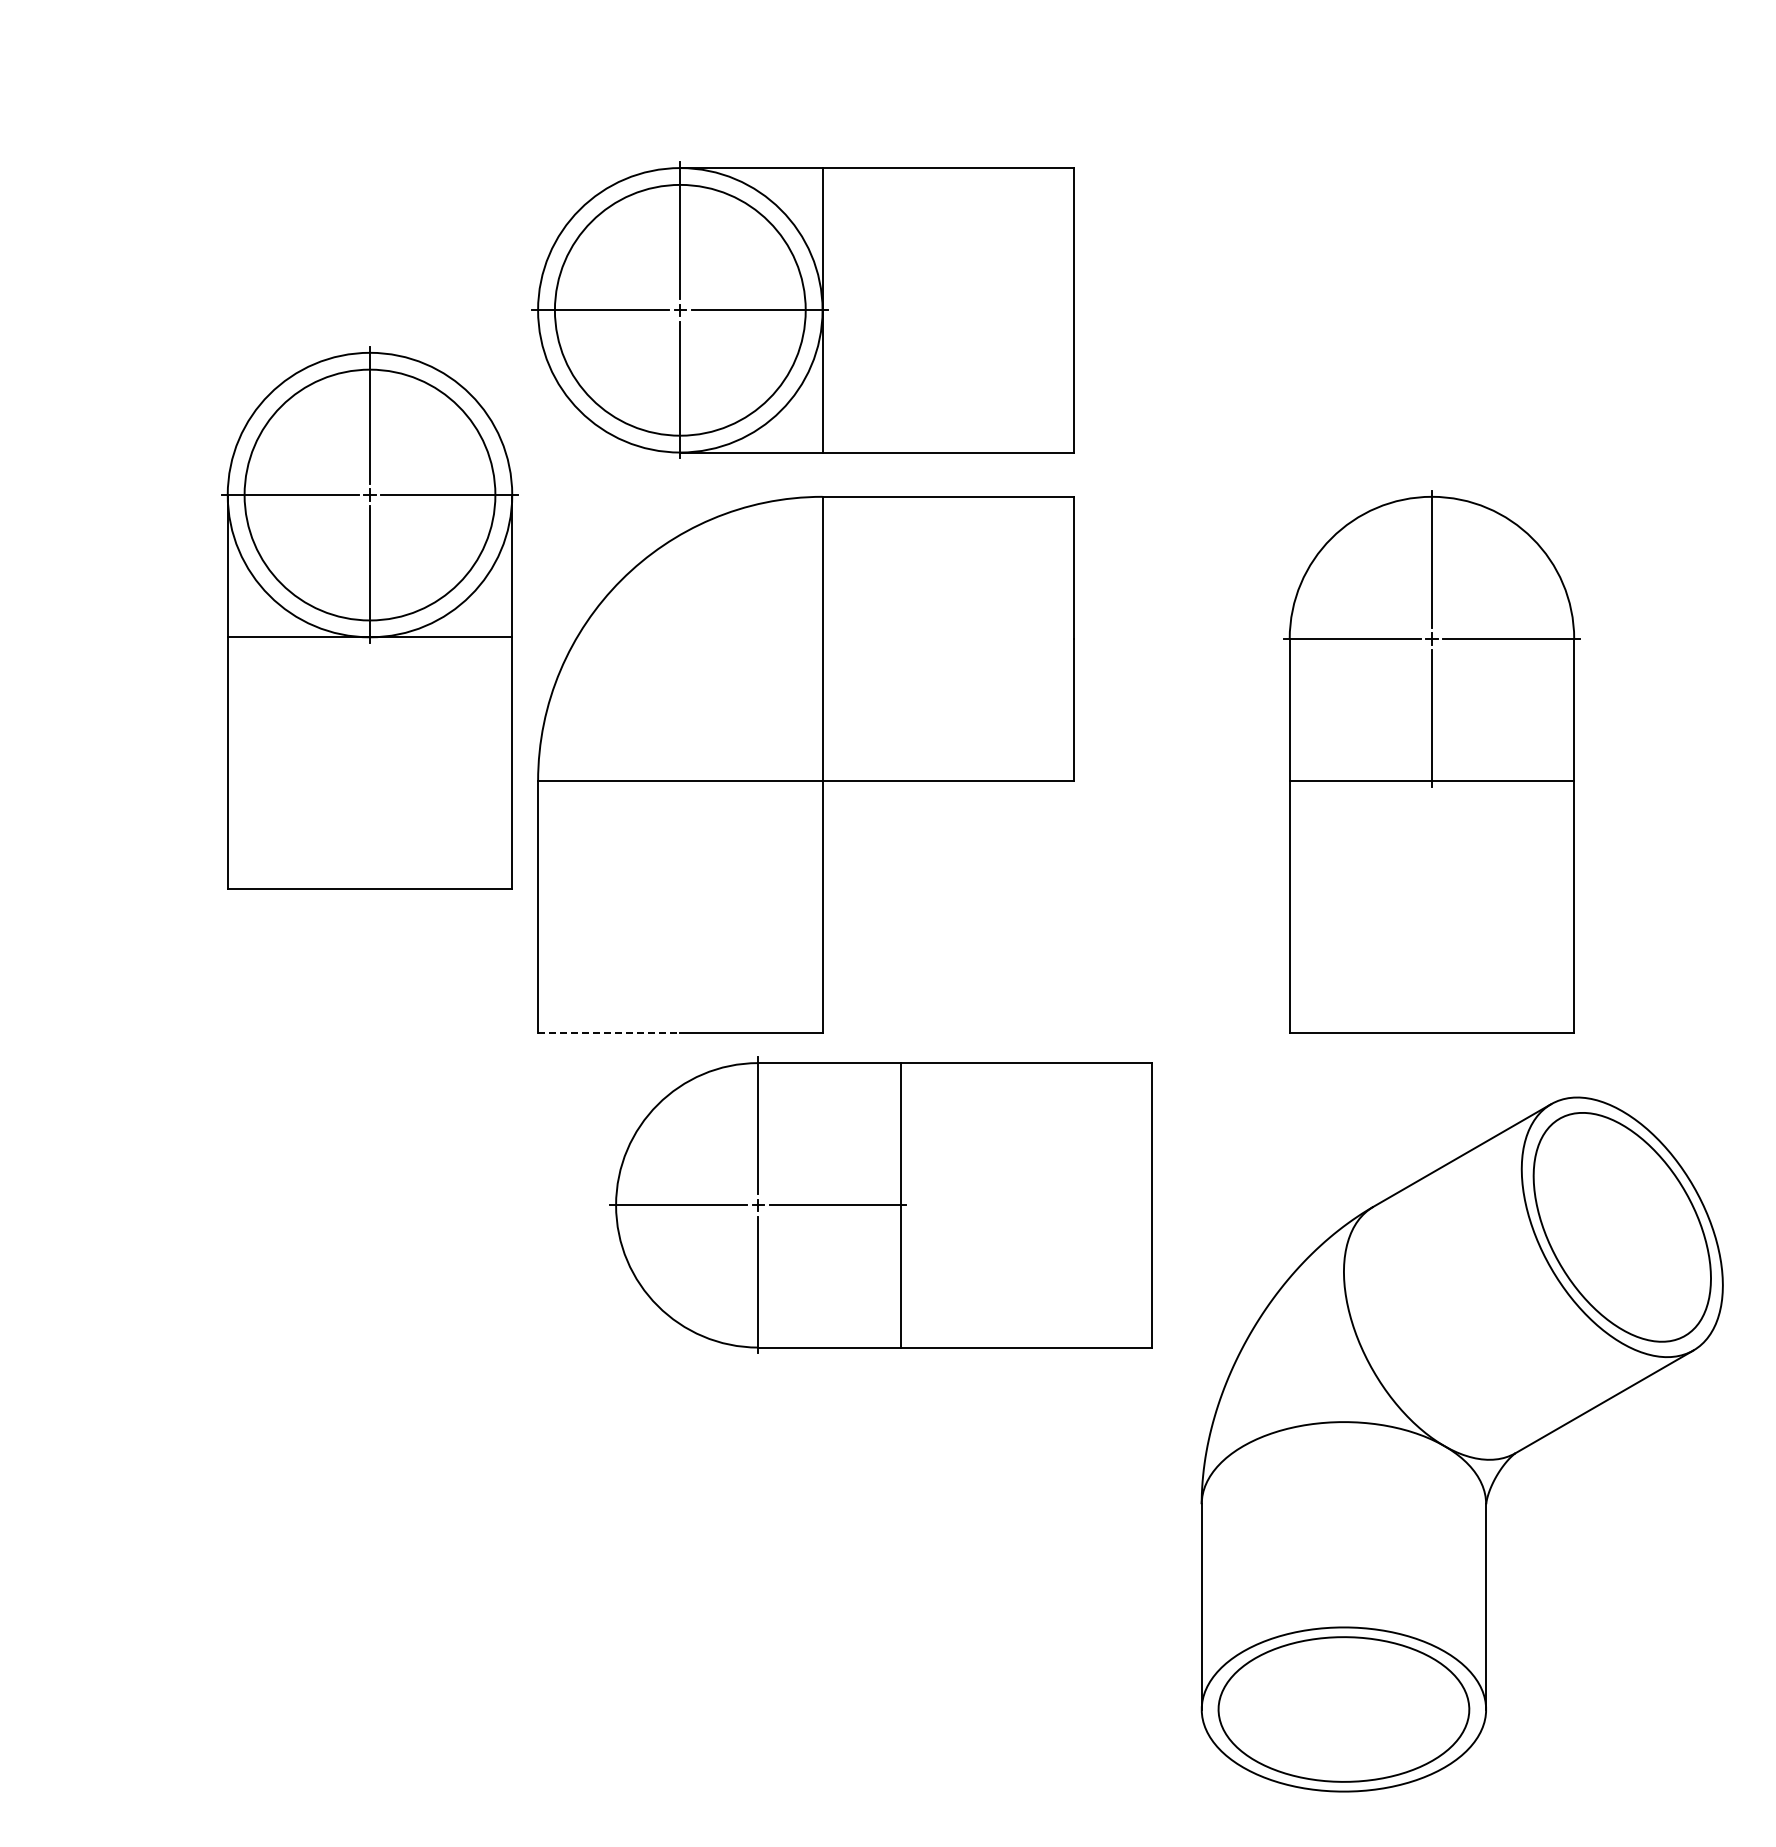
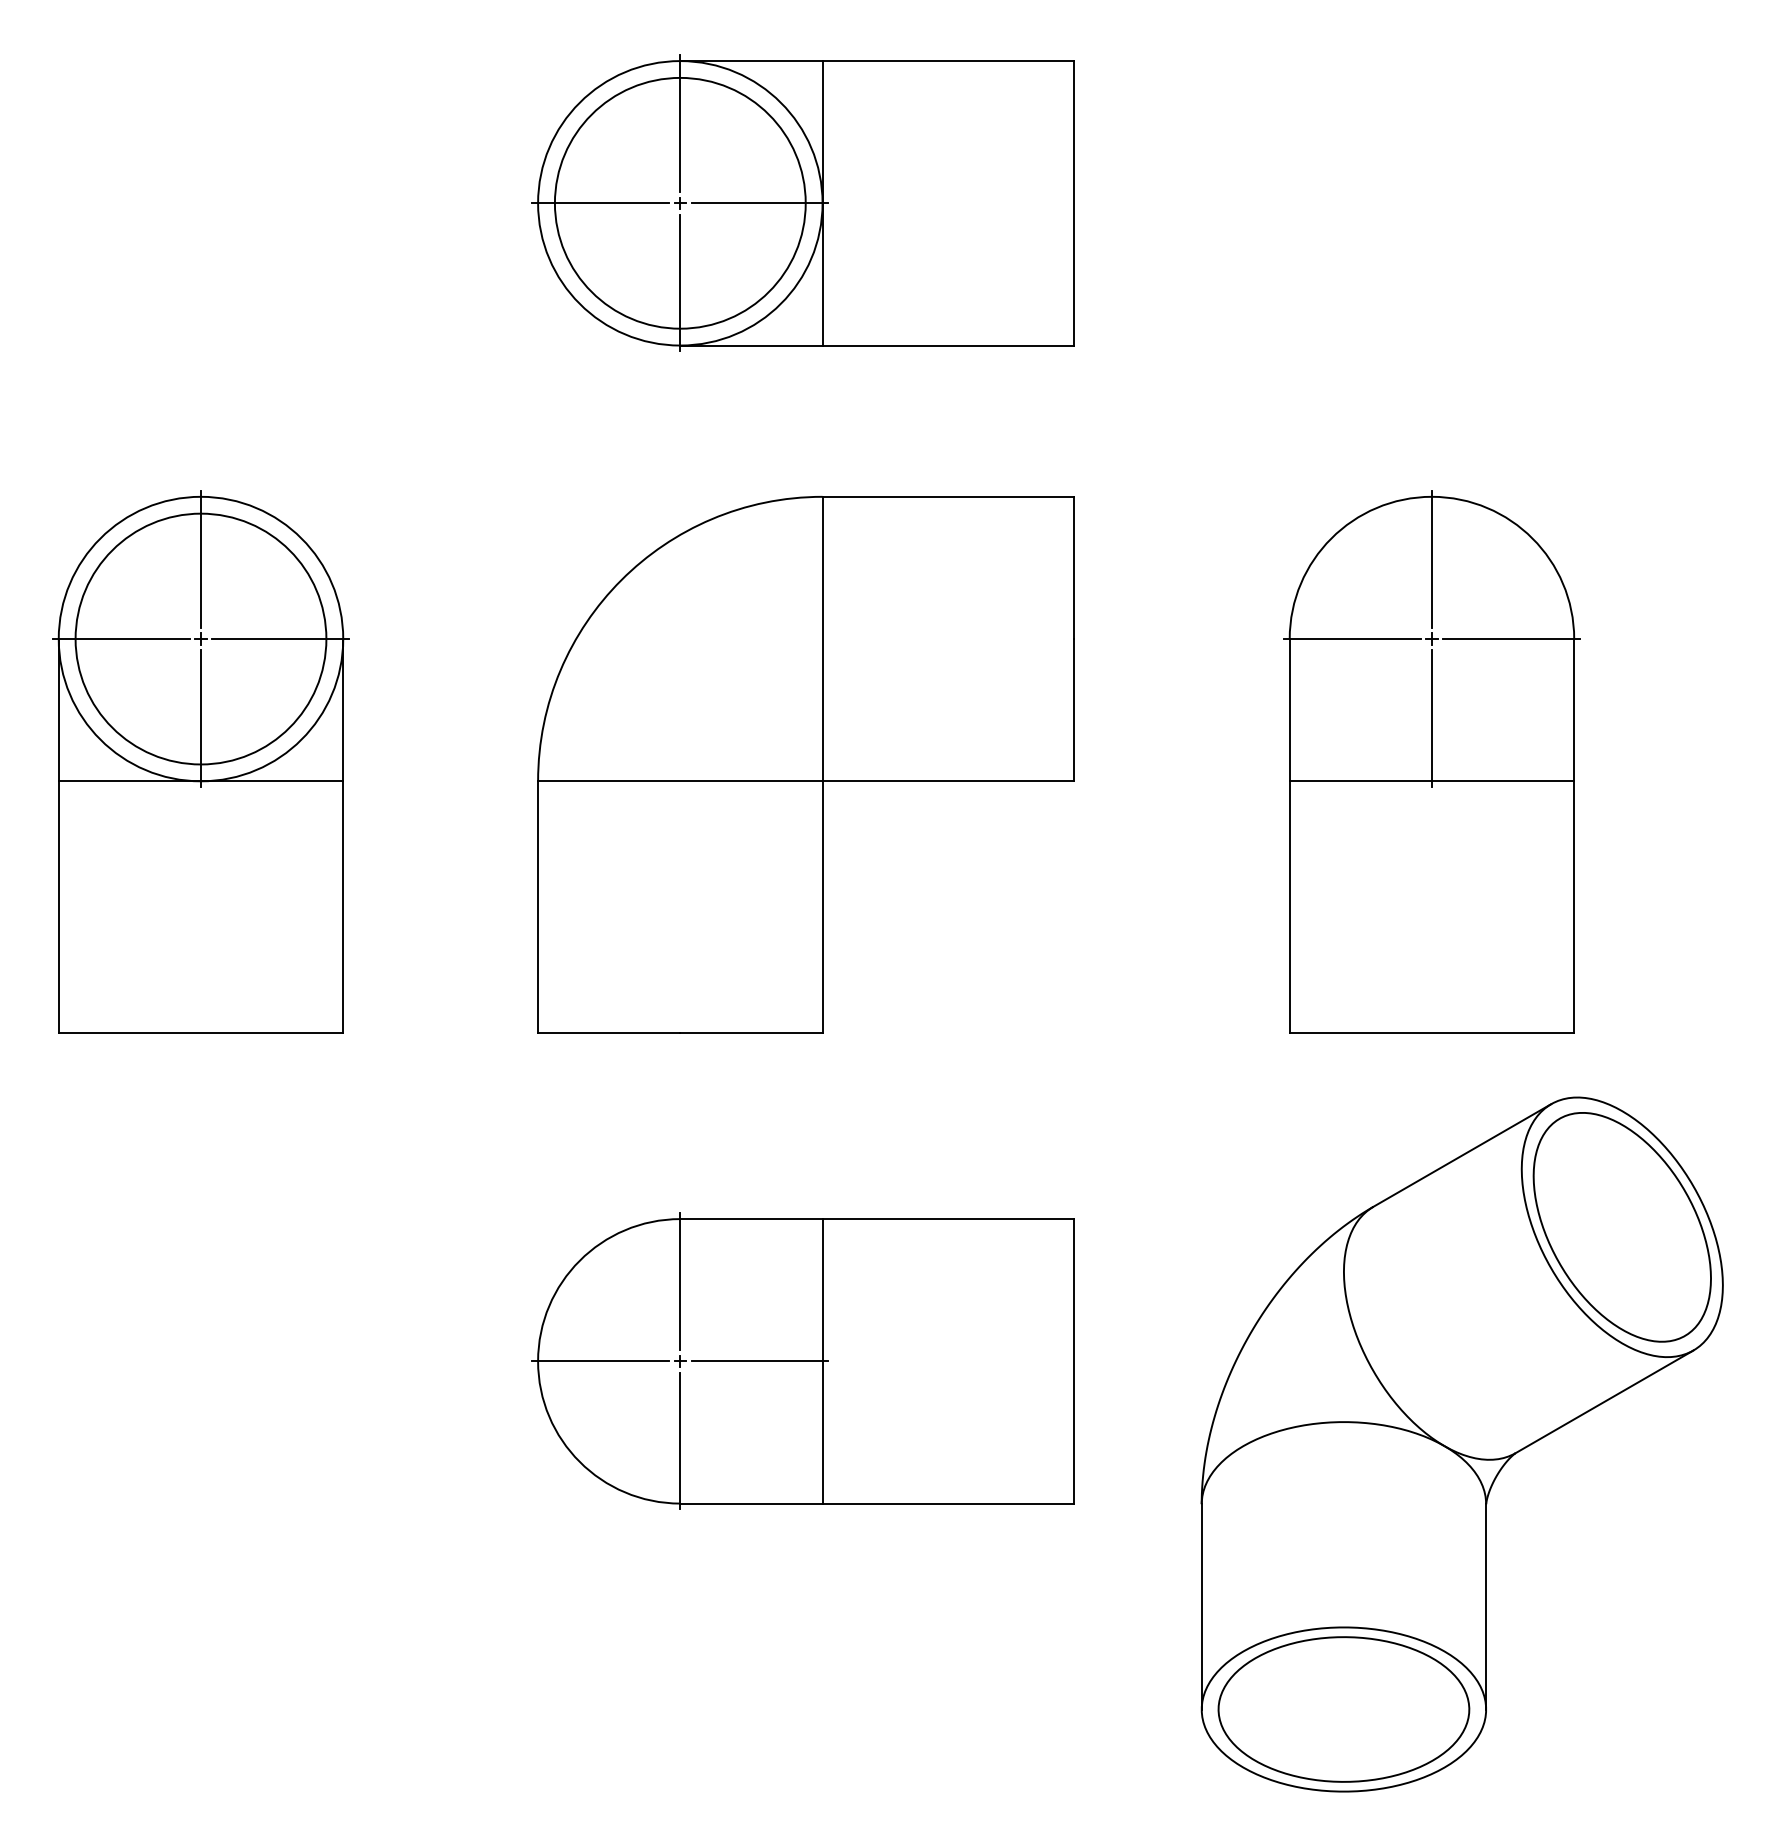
part position: (802, 309) -> (802, 202) (802, 202)
part position: (369, 617) -> (200, 761) (200, 761)
line: dashed -> solid (609, 1032)
part position: (880, 1204) -> (802, 1360) (802, 1360)
